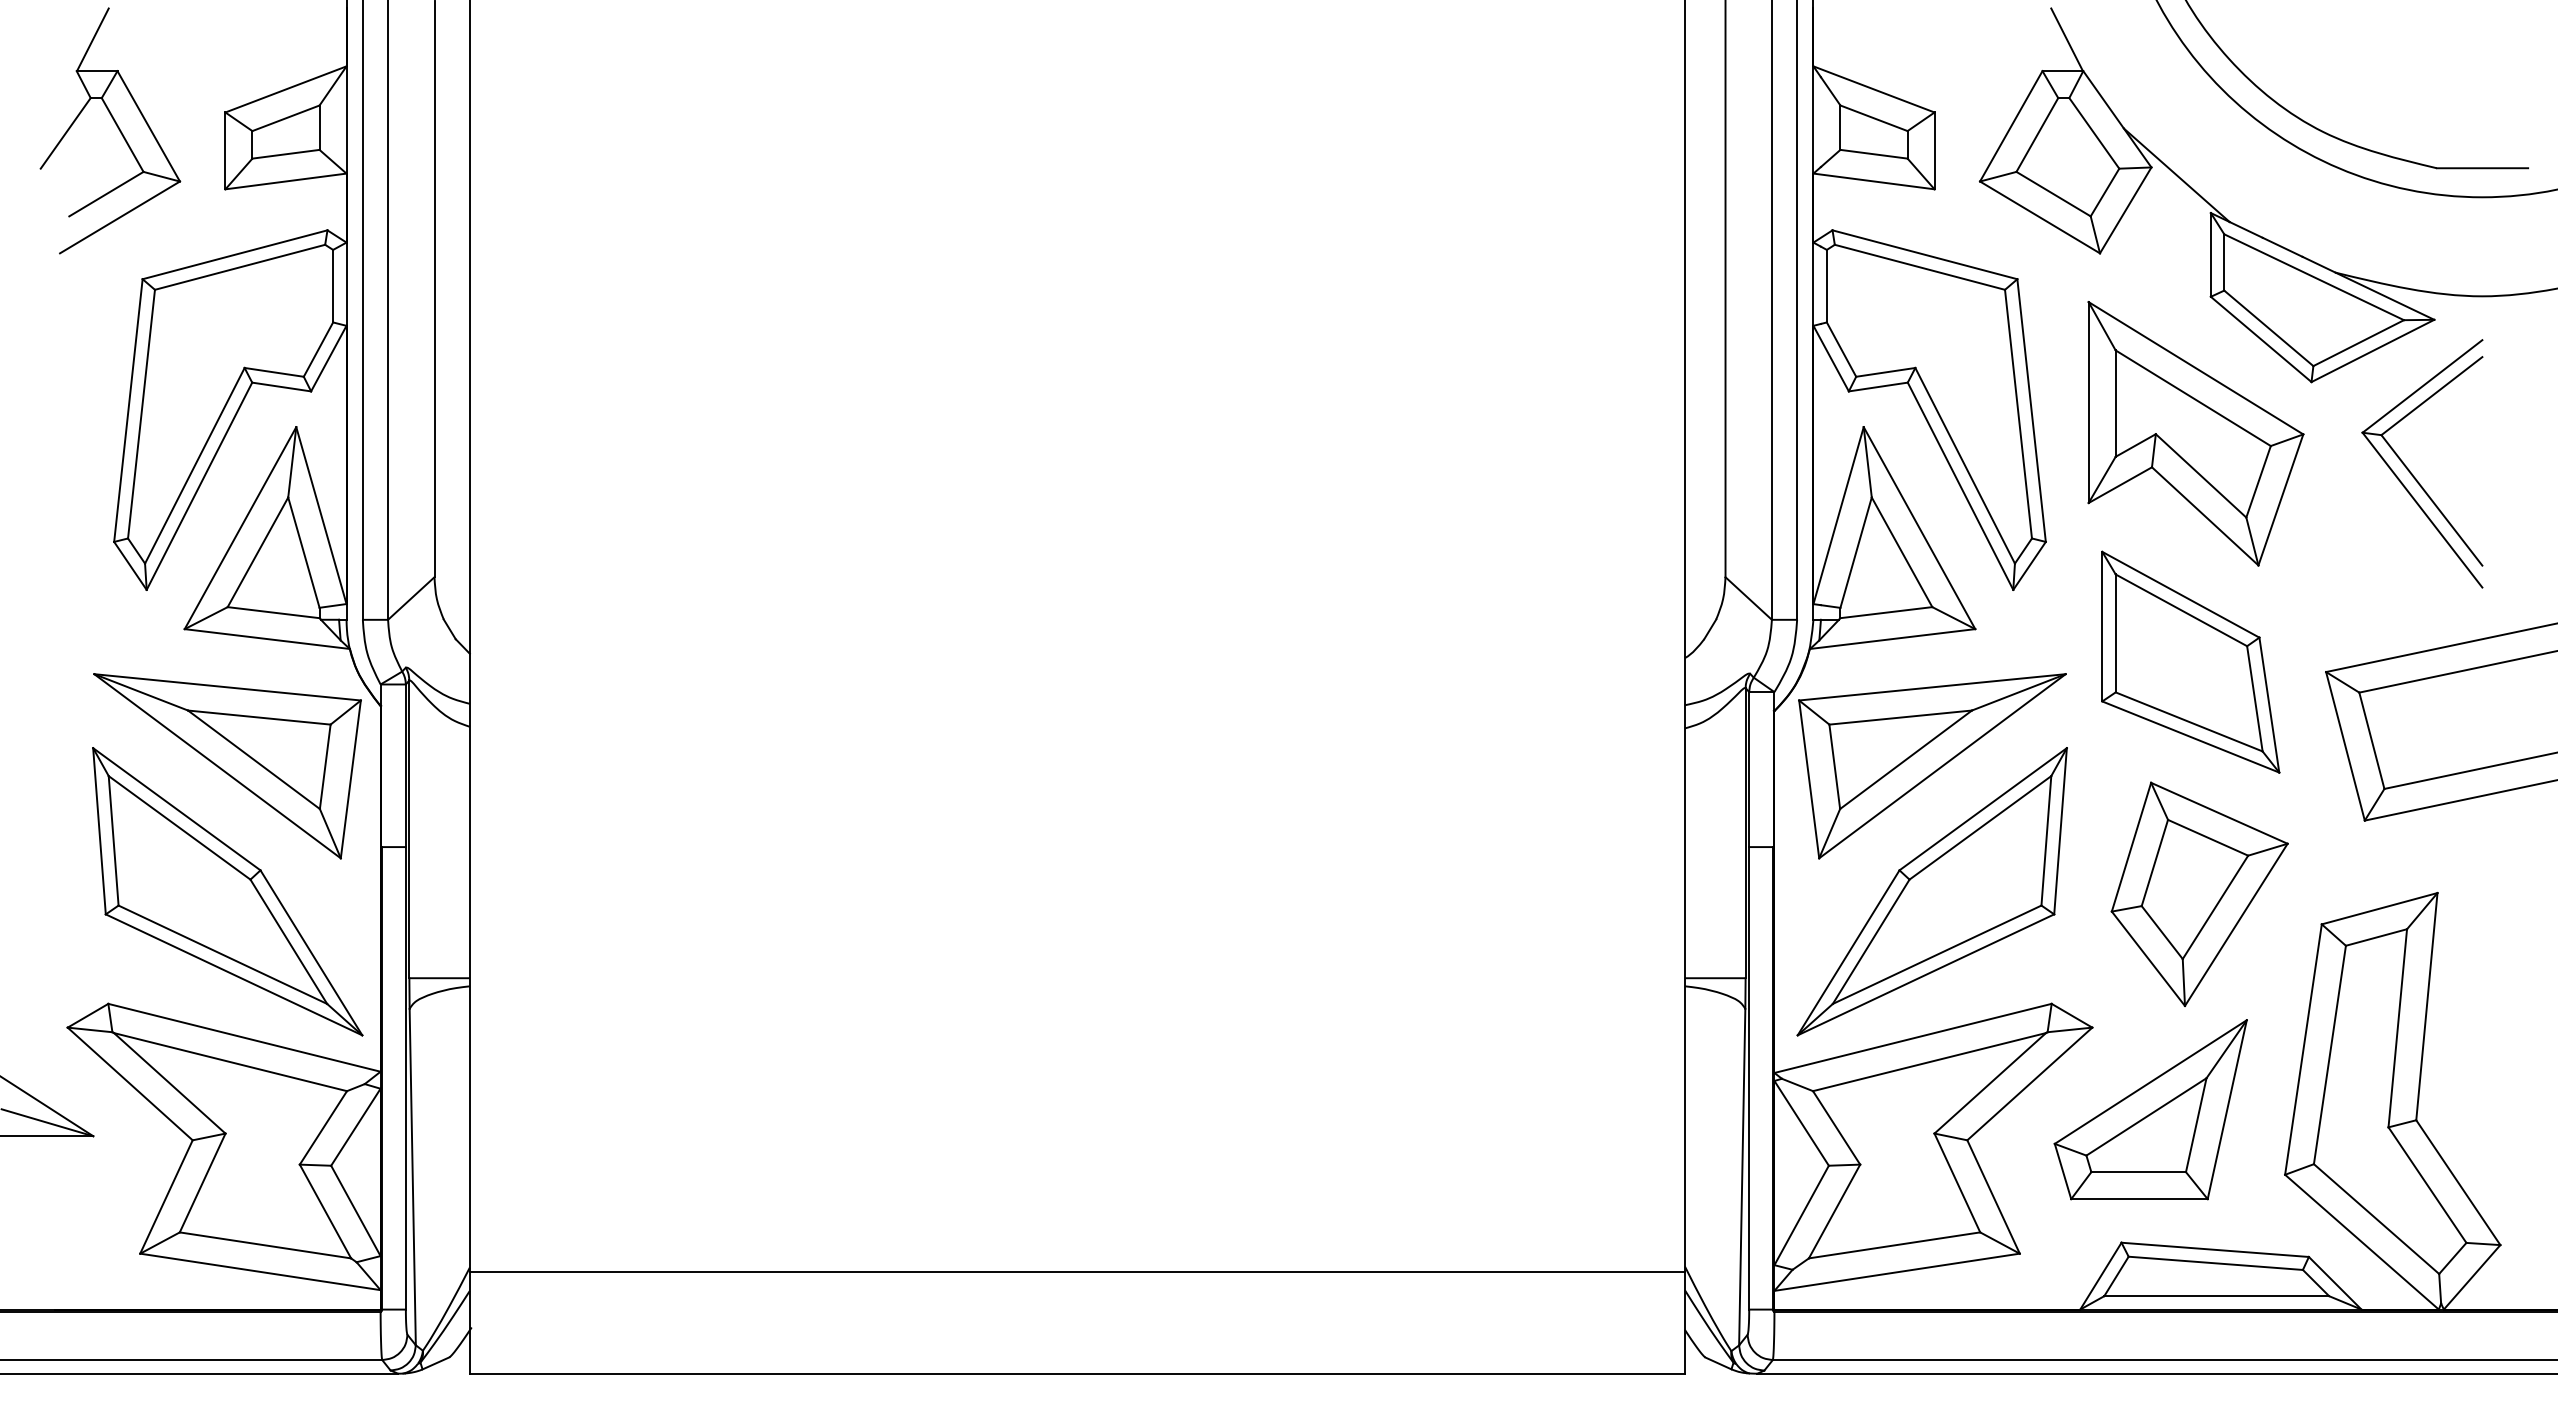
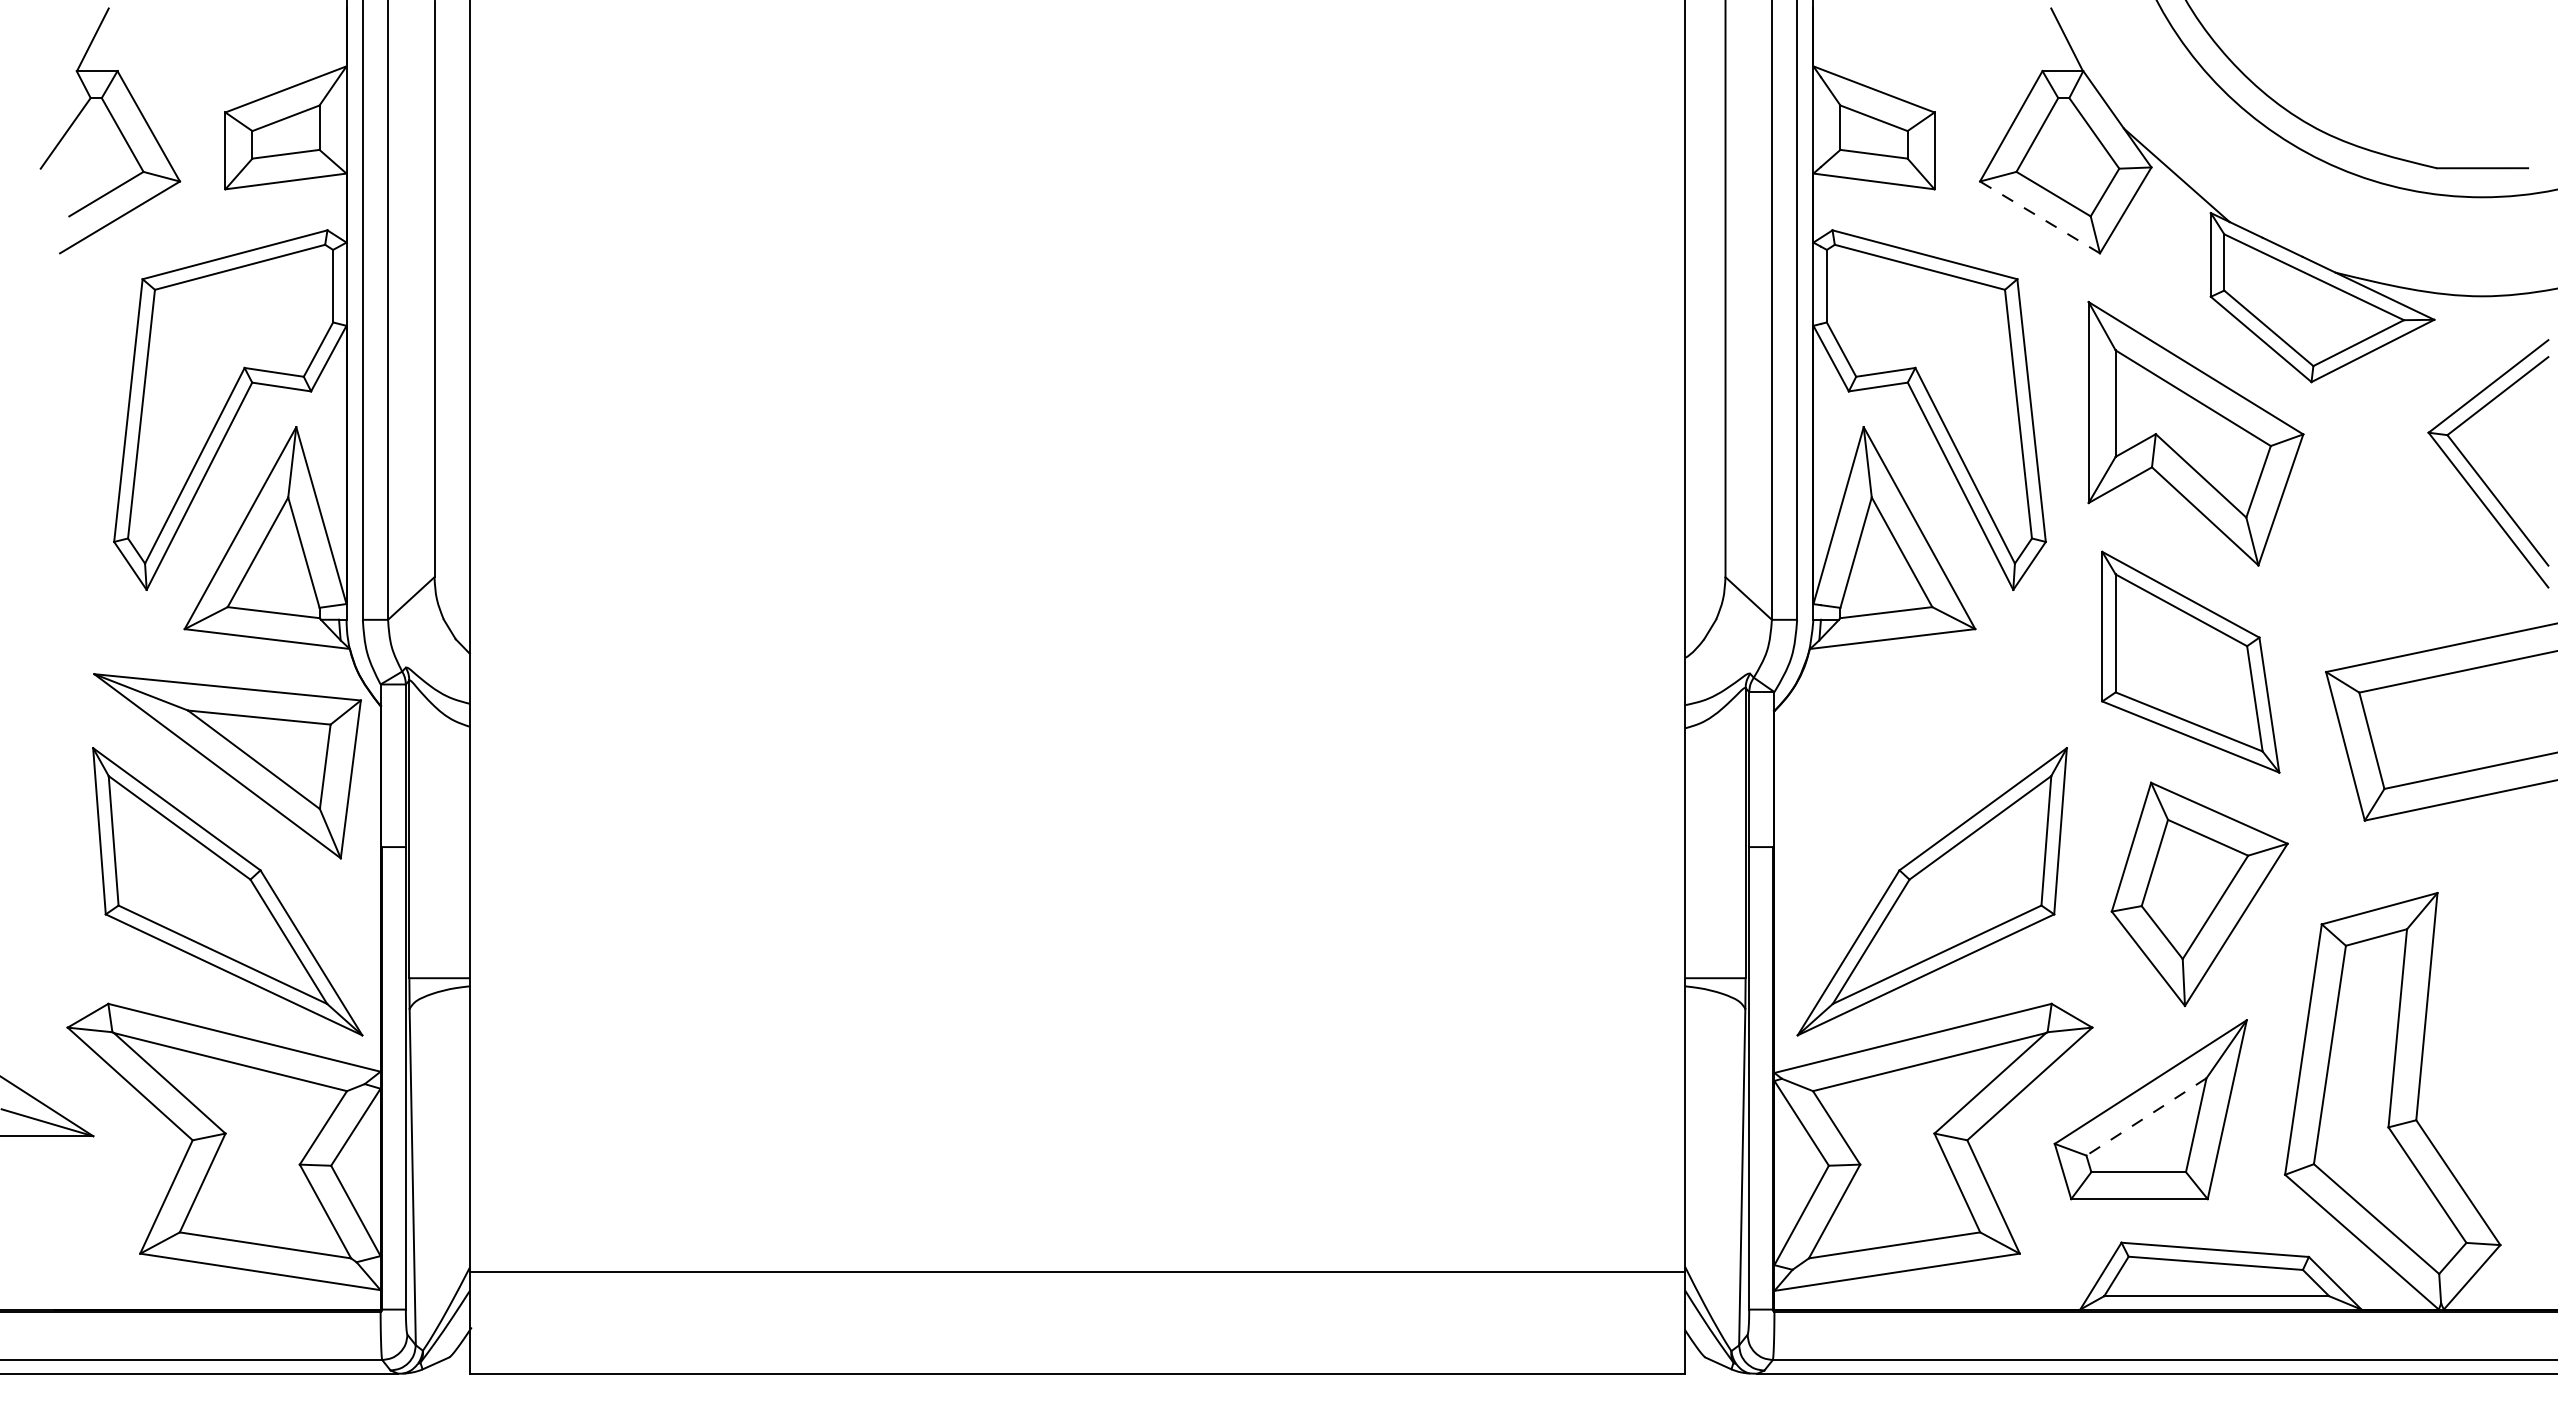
line: solid -> dashed (2040, 217)
part position: (2412, 473) -> (2478, 473) (2478, 473)
part: present -> none (1932, 766)
line: solid -> dashed (2146, 1117)
